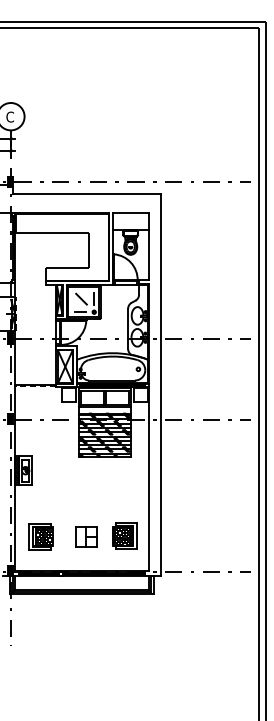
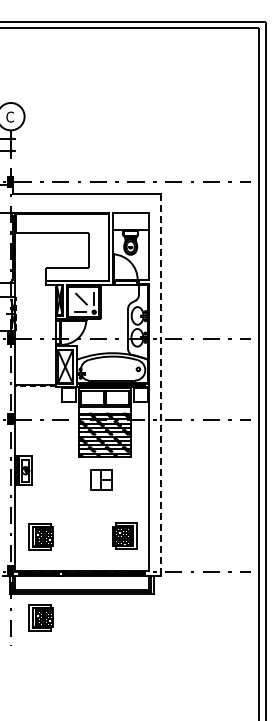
line: solid -> dashed (160, 385)
part position: (86, 536) -> (101, 479) (101, 479)
part: none -> present (40, 617)
